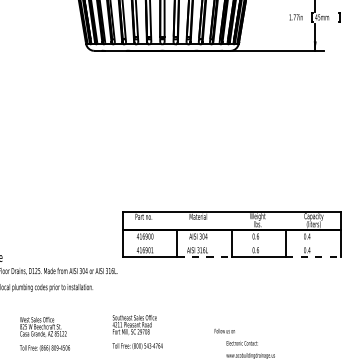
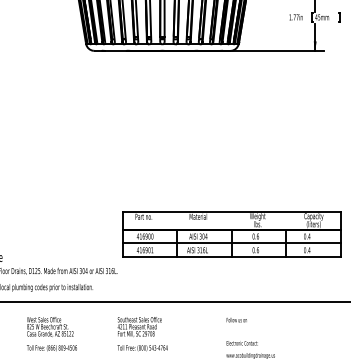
line: none -> present (231, 243)
line: dashed -> solid (204, 257)
line: dashed -> solid (313, 257)
line: none -> present (174, 302)
text position: (224, 331) -> (236, 320) (236, 320)
text position: (137, 332) -> (142, 334) (142, 334)
text position: (44, 334) -> (51, 334) (51, 334)
